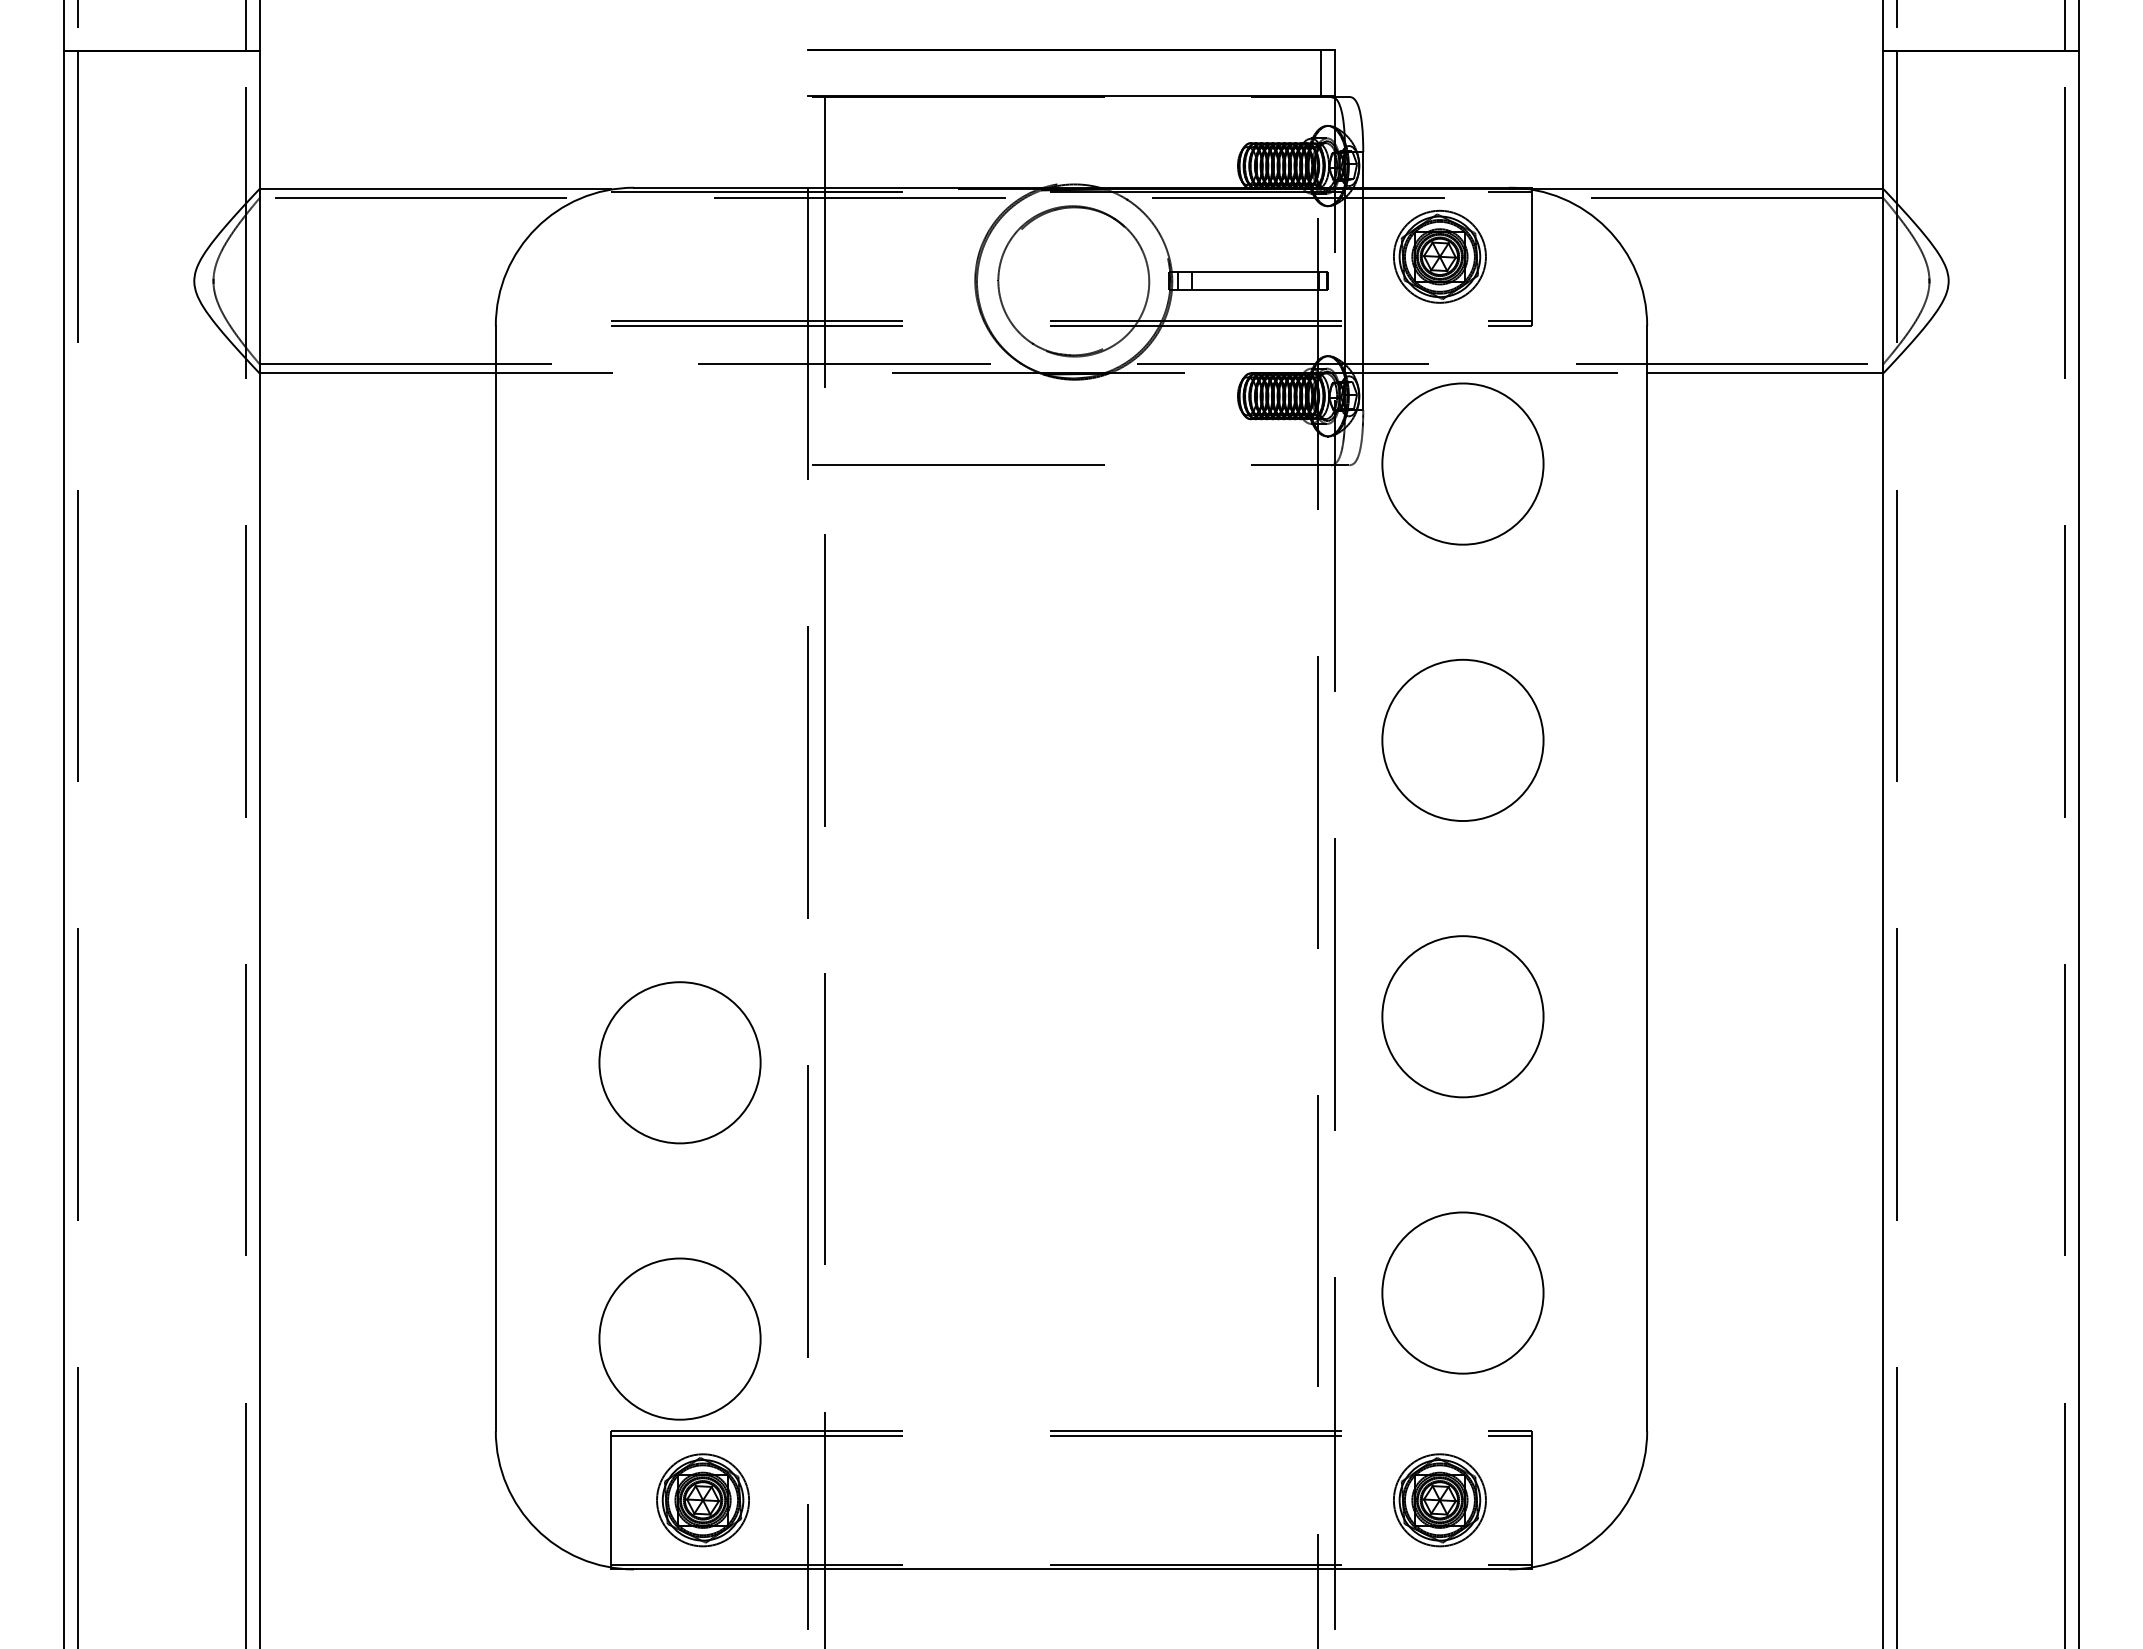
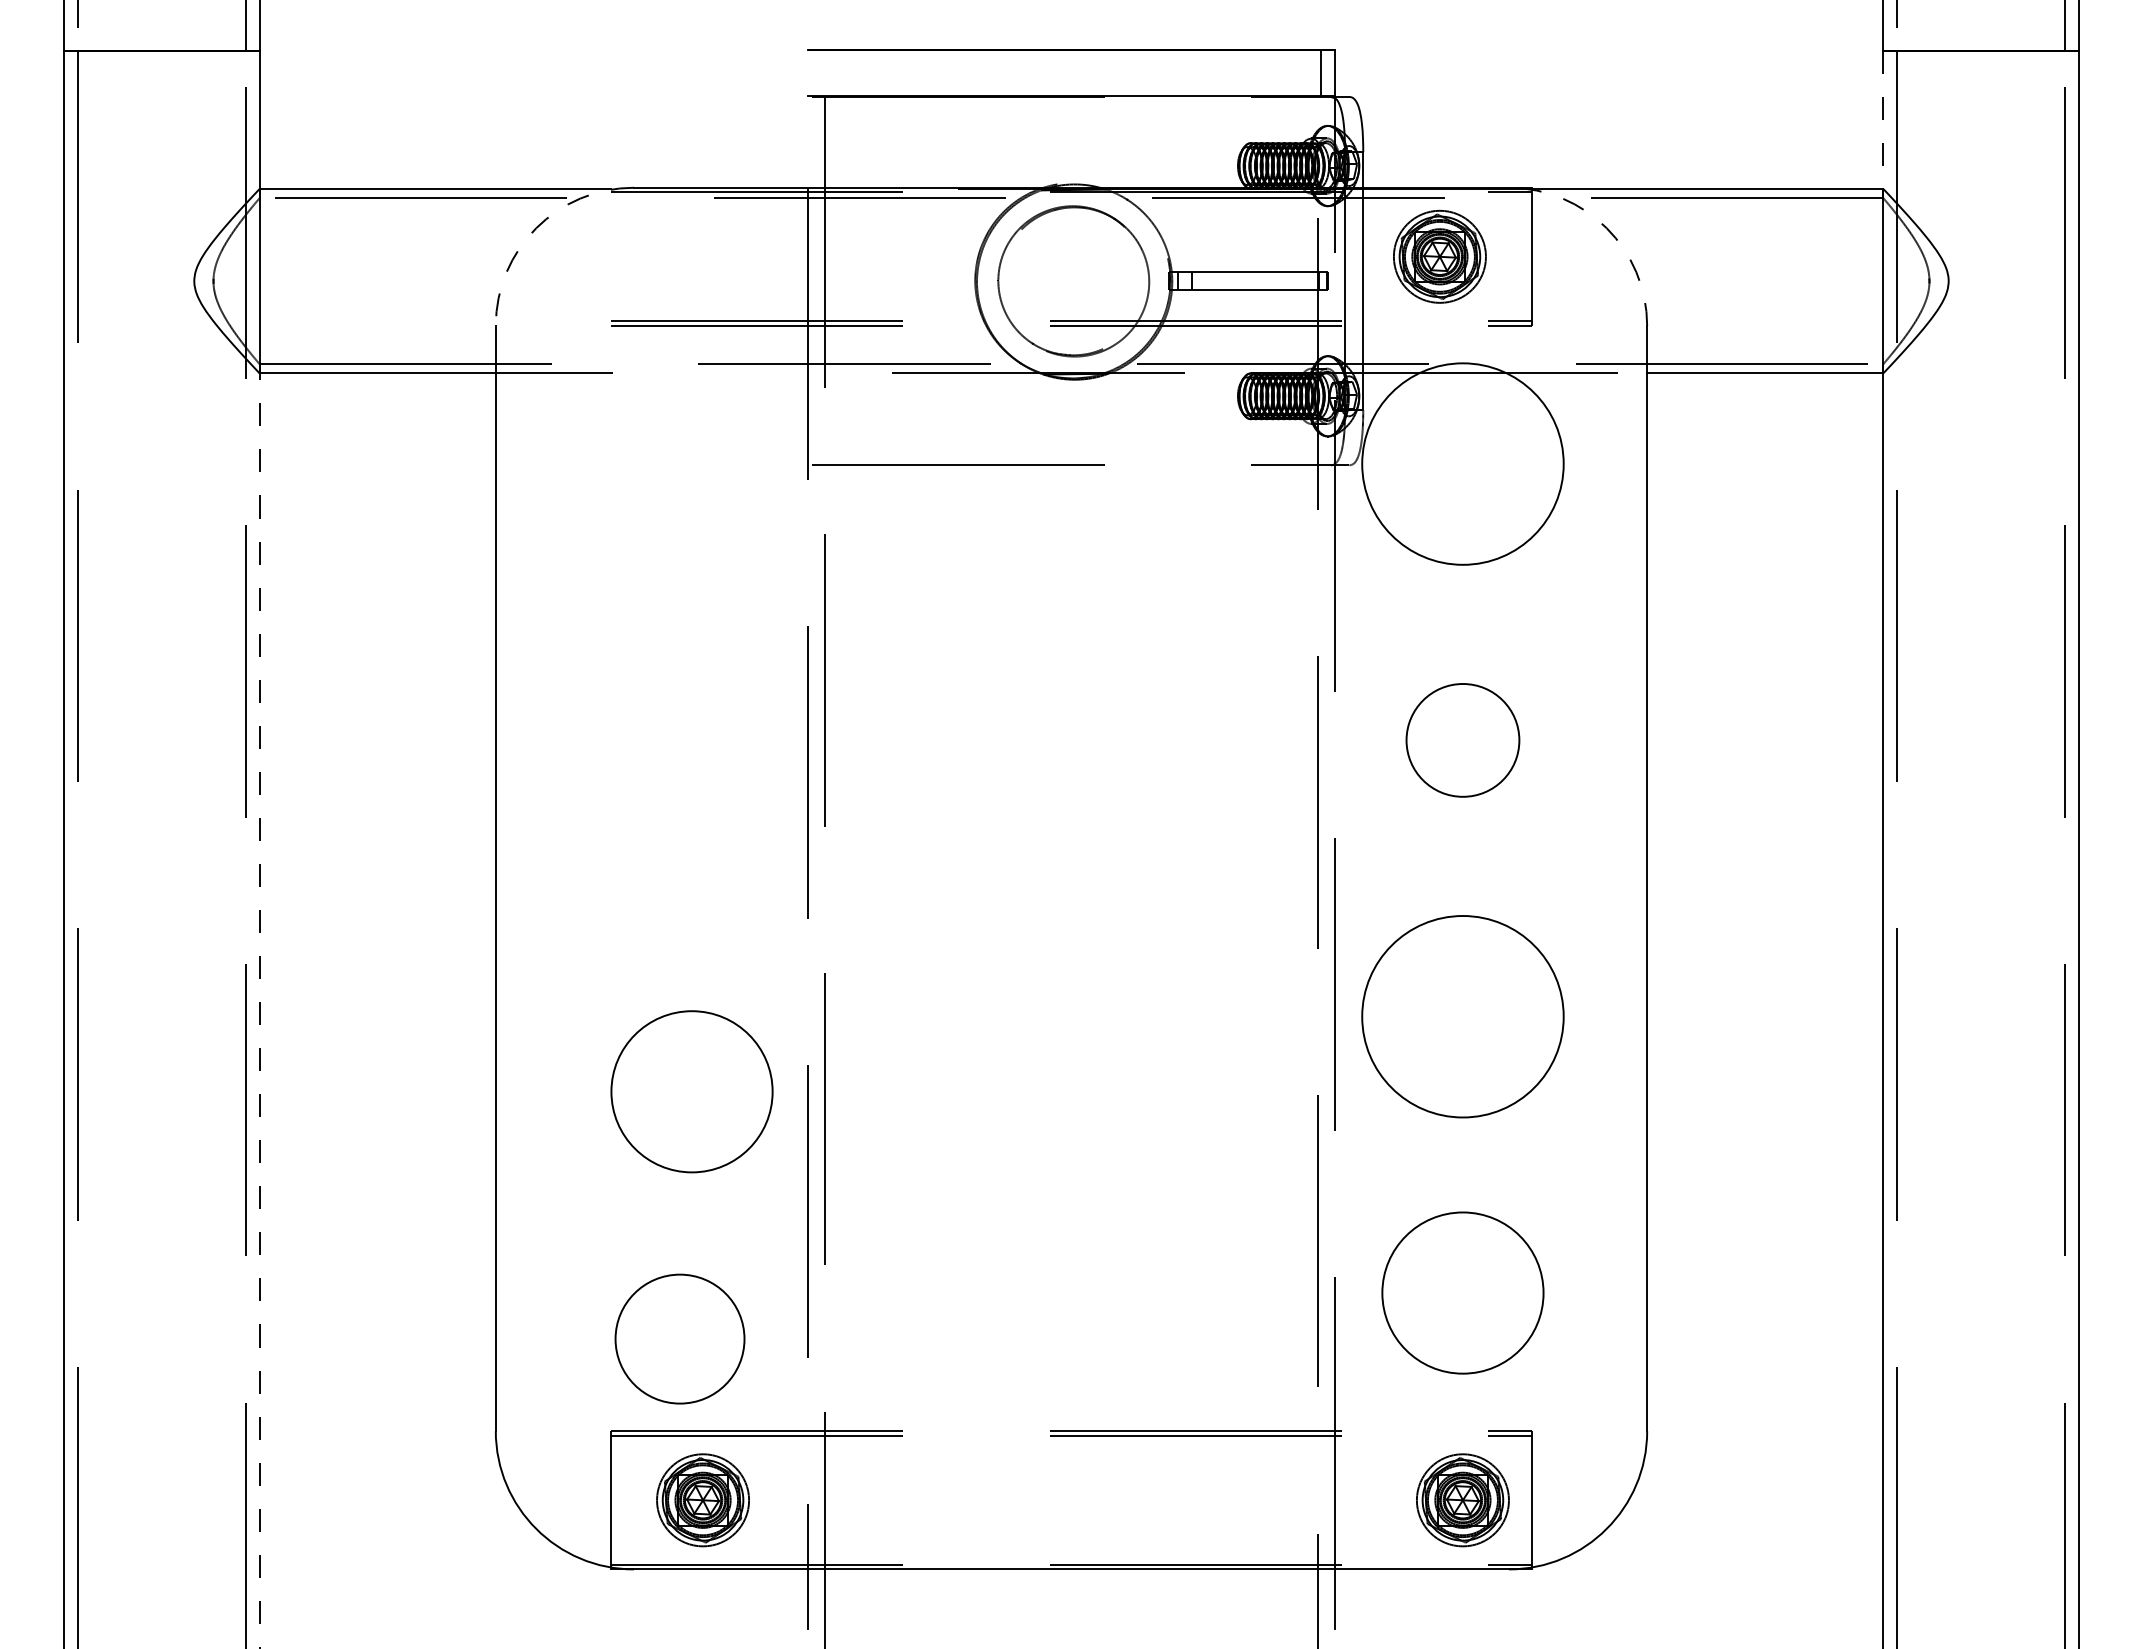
line: solid -> dashed (1883, 120)
arc: solid -> dashed (536, 228)
arc: solid -> dashed (1606, 228)
circle diameter: 161 px -> 201 px (1462, 463)
circle diameter: 161 px -> 113 px (1462, 740)
line: solid -> dashed (259, 1011)
circle diameter: 161 px -> 201 px (1462, 1016)
circle position: (679, 1062) -> (691, 1091) (691, 1091)
circle diameter: 161 px -> 129 px (679, 1338)
part position: (1439, 1500) -> (1462, 1500) (1462, 1500)
